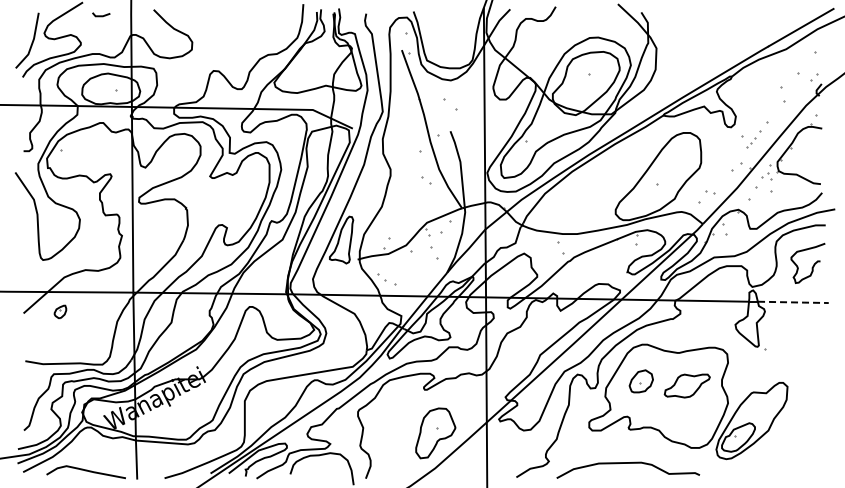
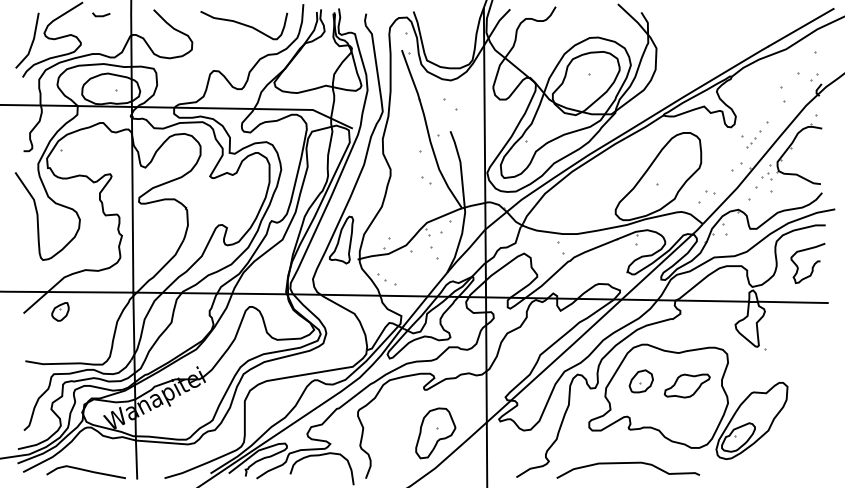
curve: none -> present (244, 25)
line: dashed -> solid (794, 302)
part size: 15x16 px -> 19x20 px (60, 311)
